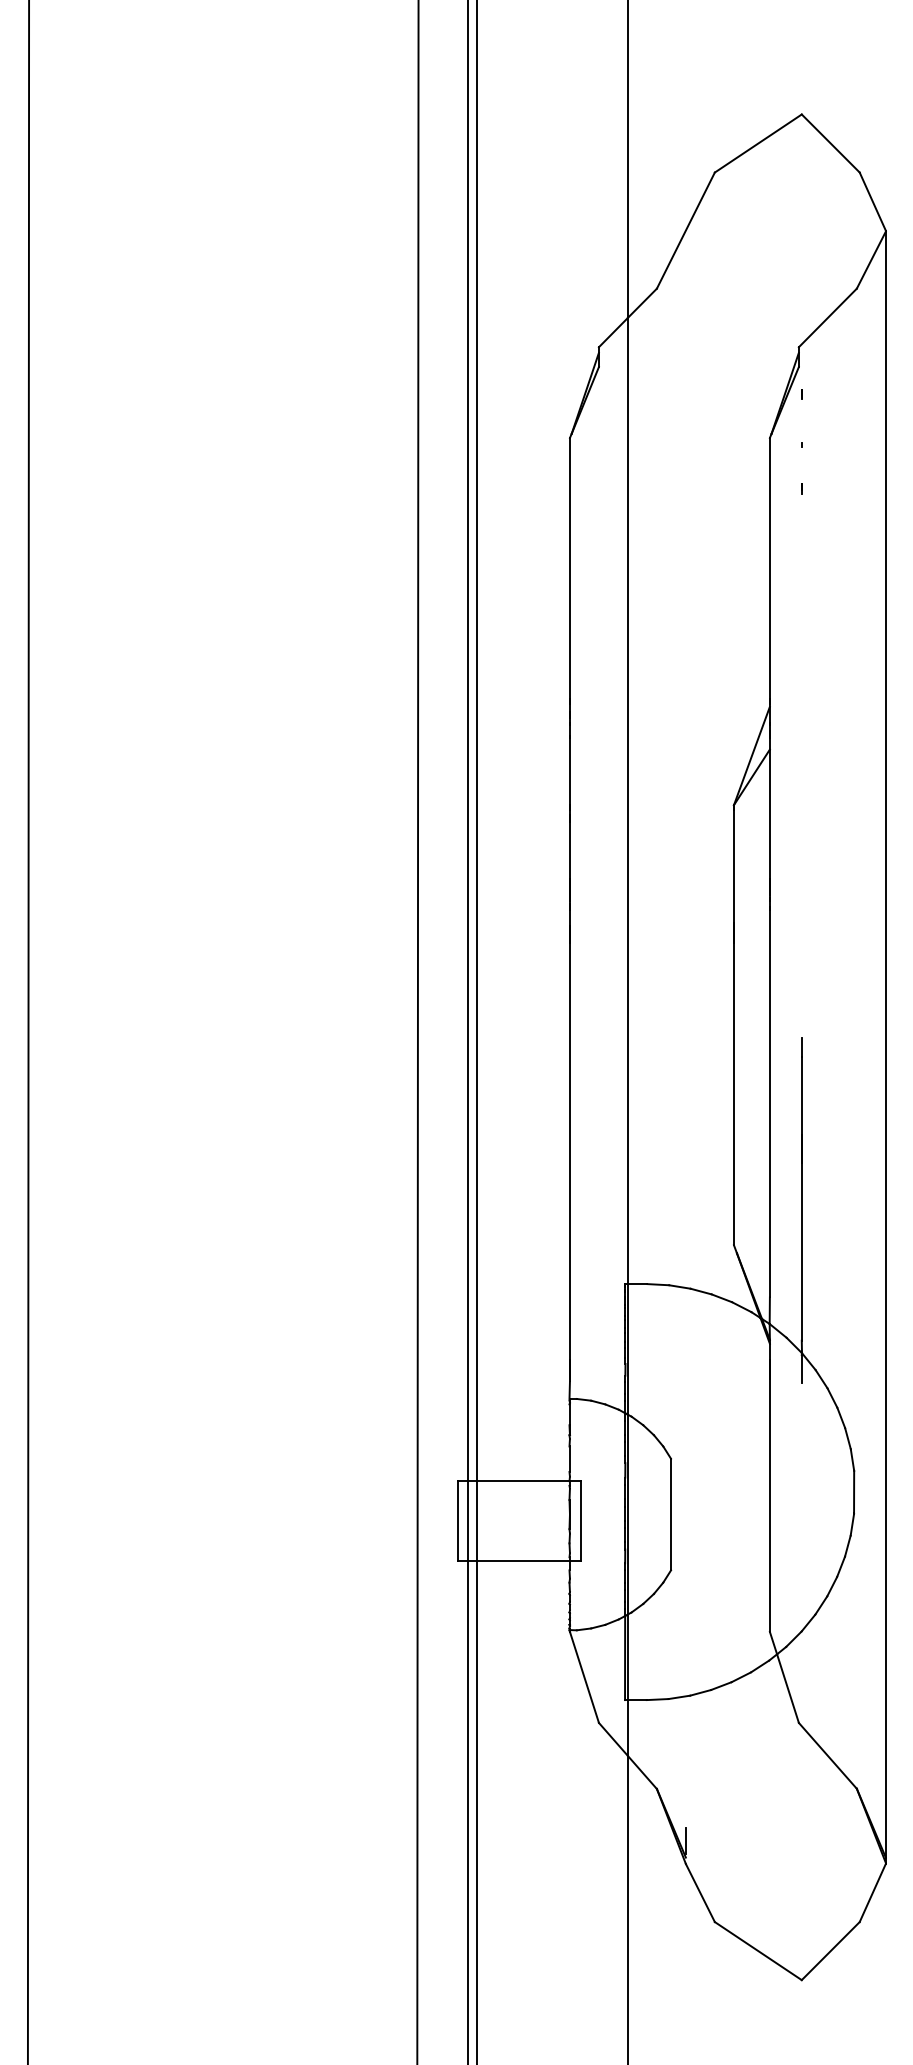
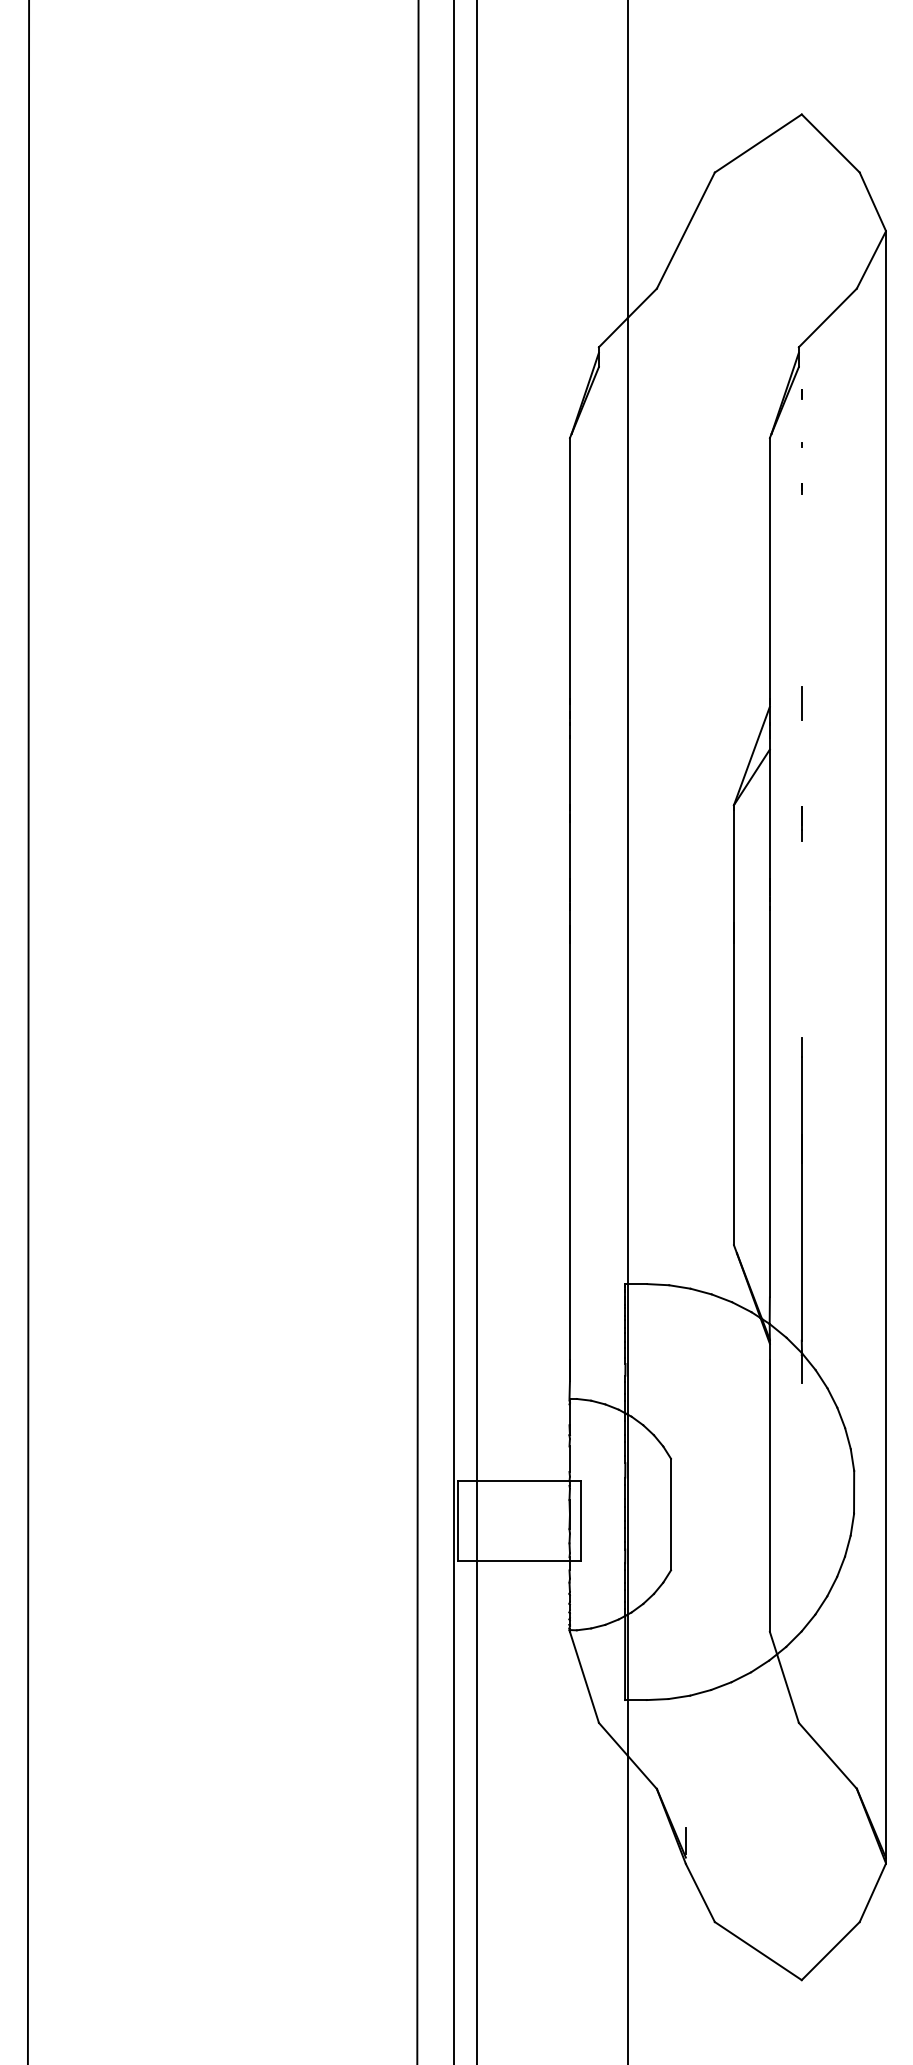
line: none -> present (801, 703)
line: none -> present (801, 823)
line position: (468, 1031) -> (454, 1031) (454, 1031)
